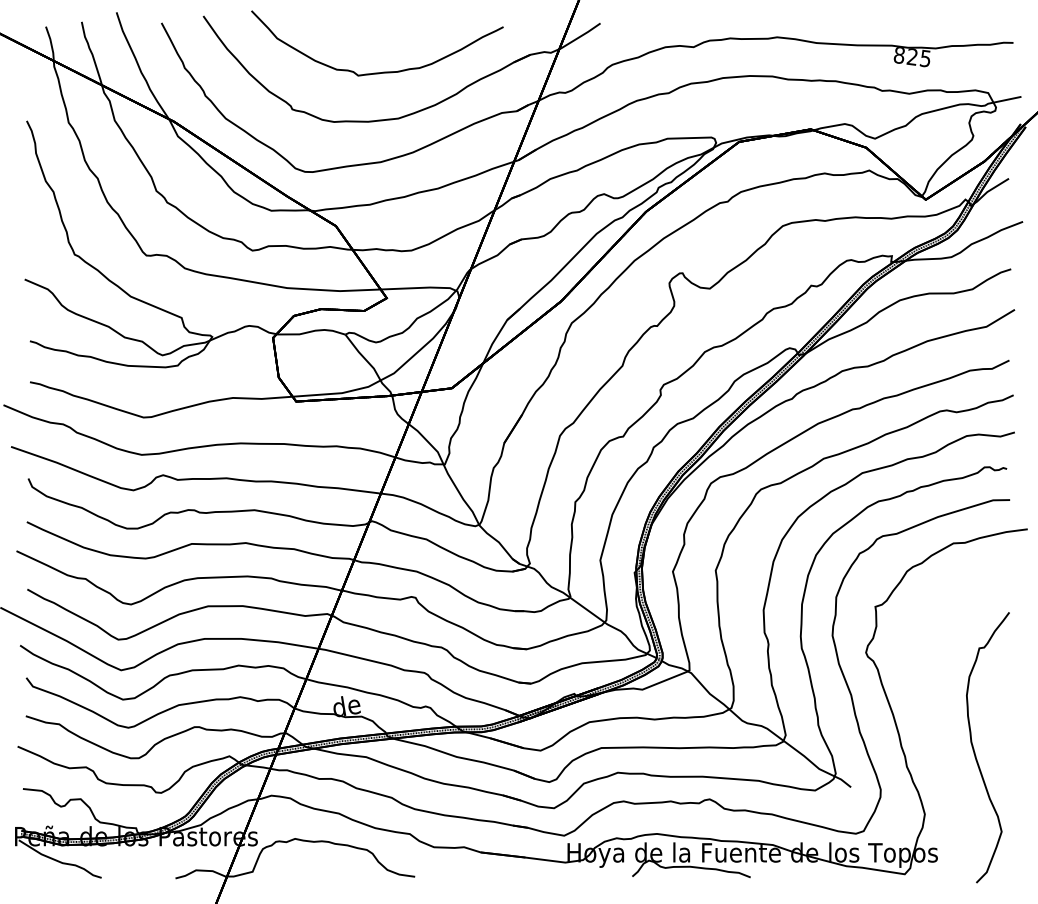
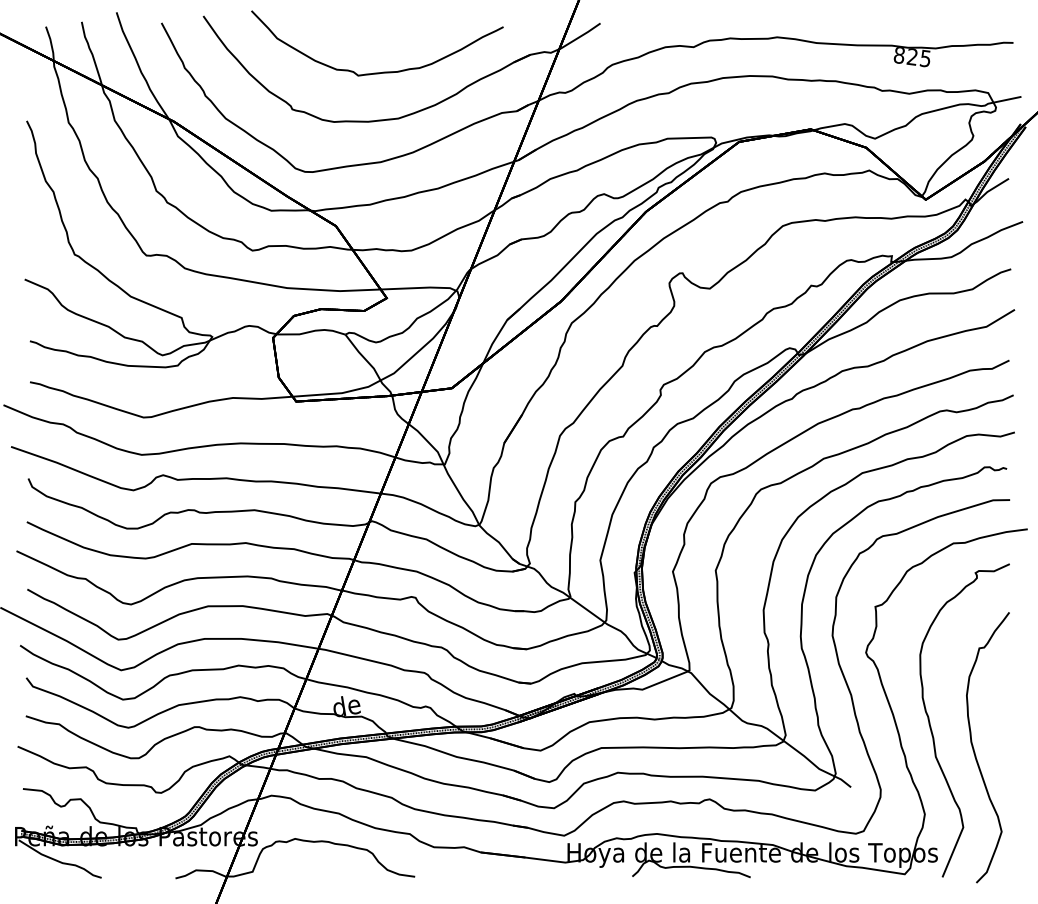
curve: none -> present (932, 730)
